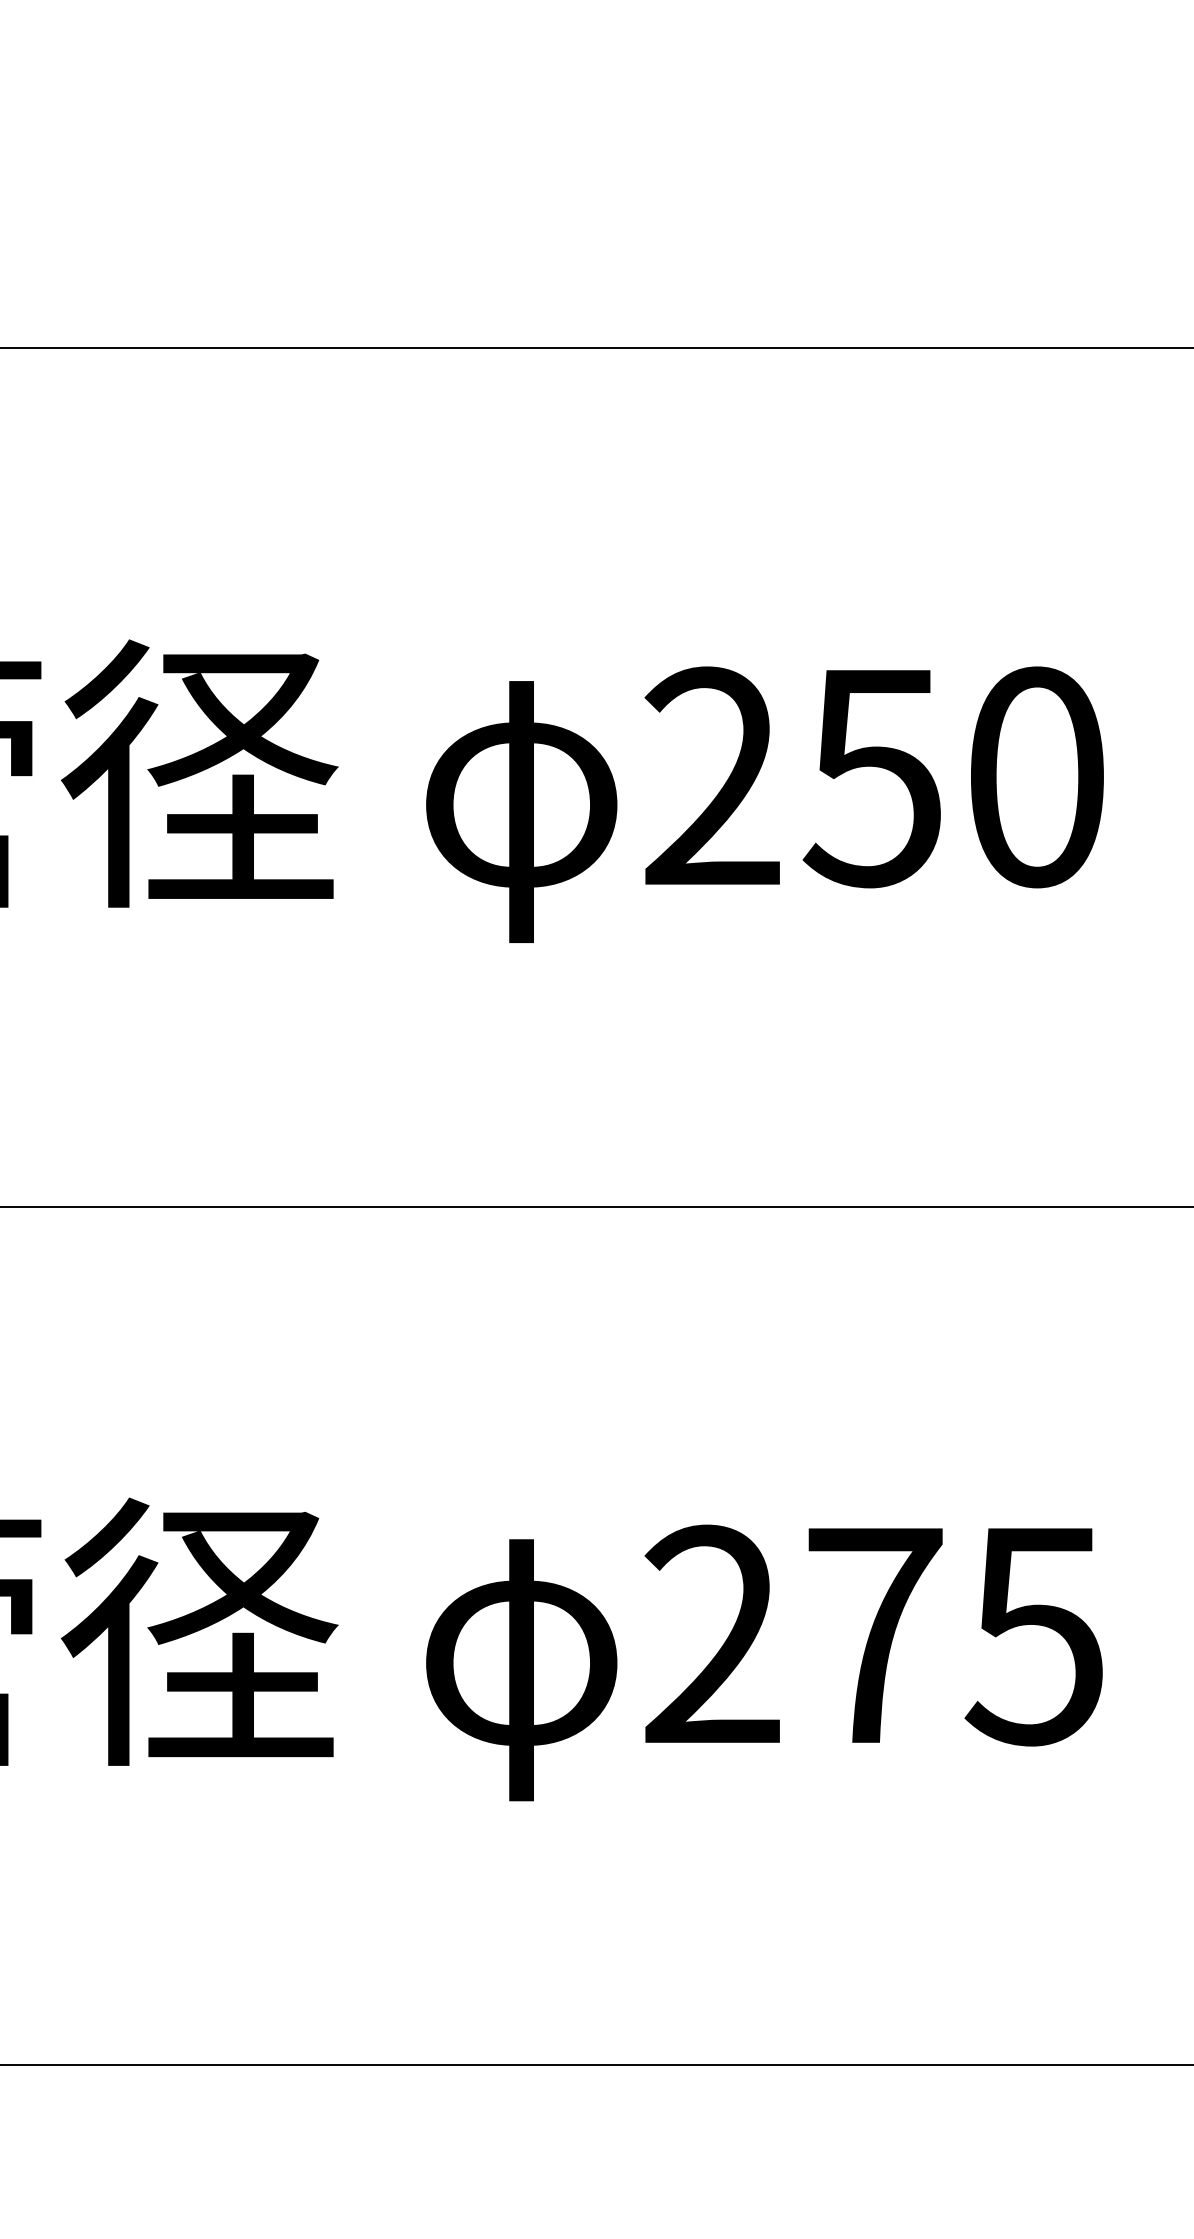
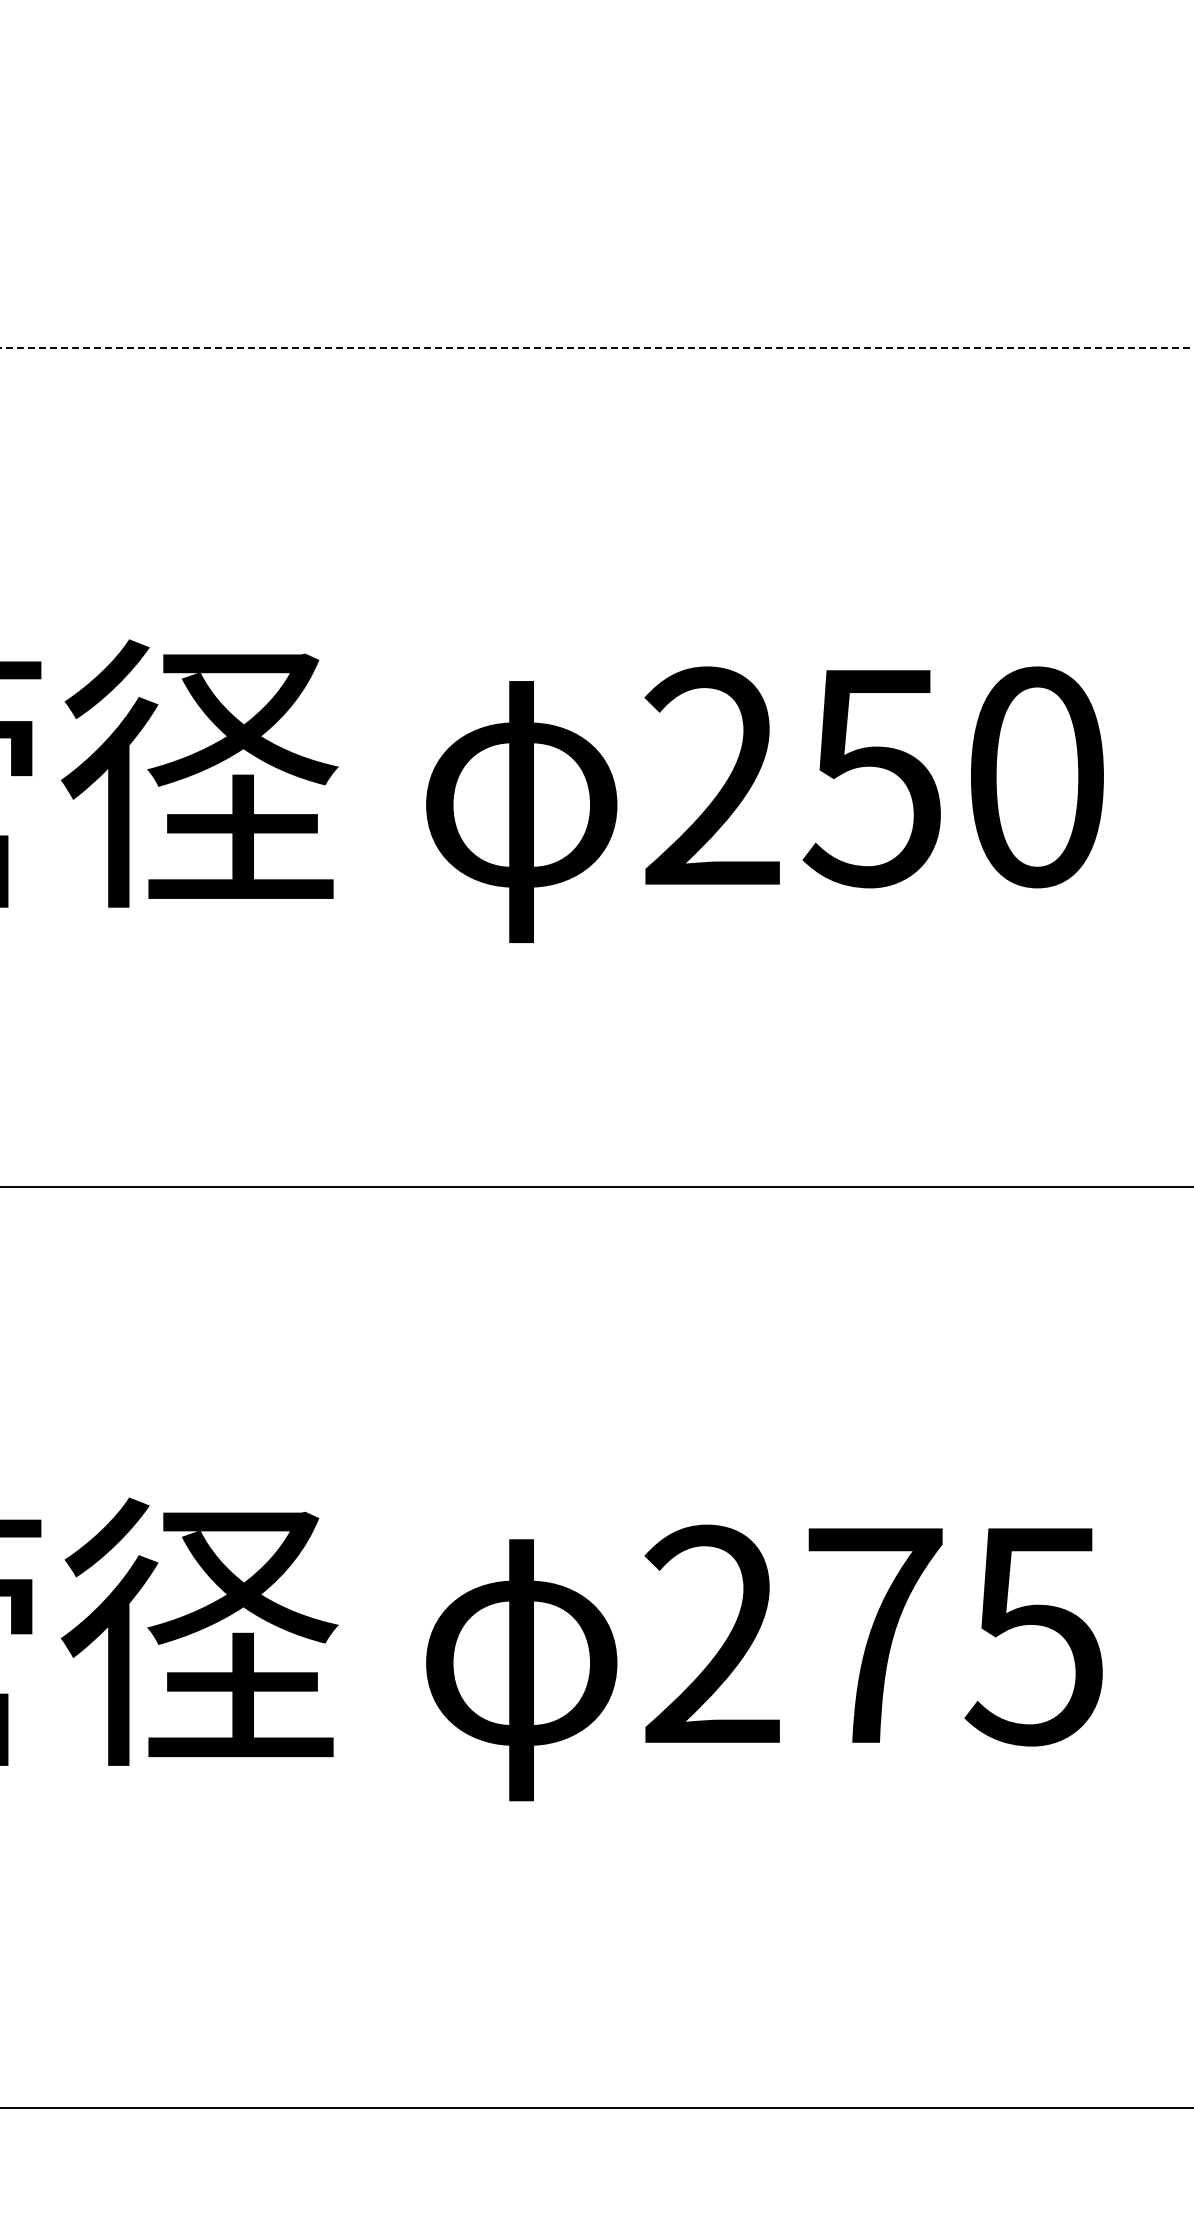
line: solid -> dashed (597, 348)
line position: (596, 1206) -> (596, 1186) (596, 1186)
line position: (596, 2064) -> (596, 2107) (596, 2107)
